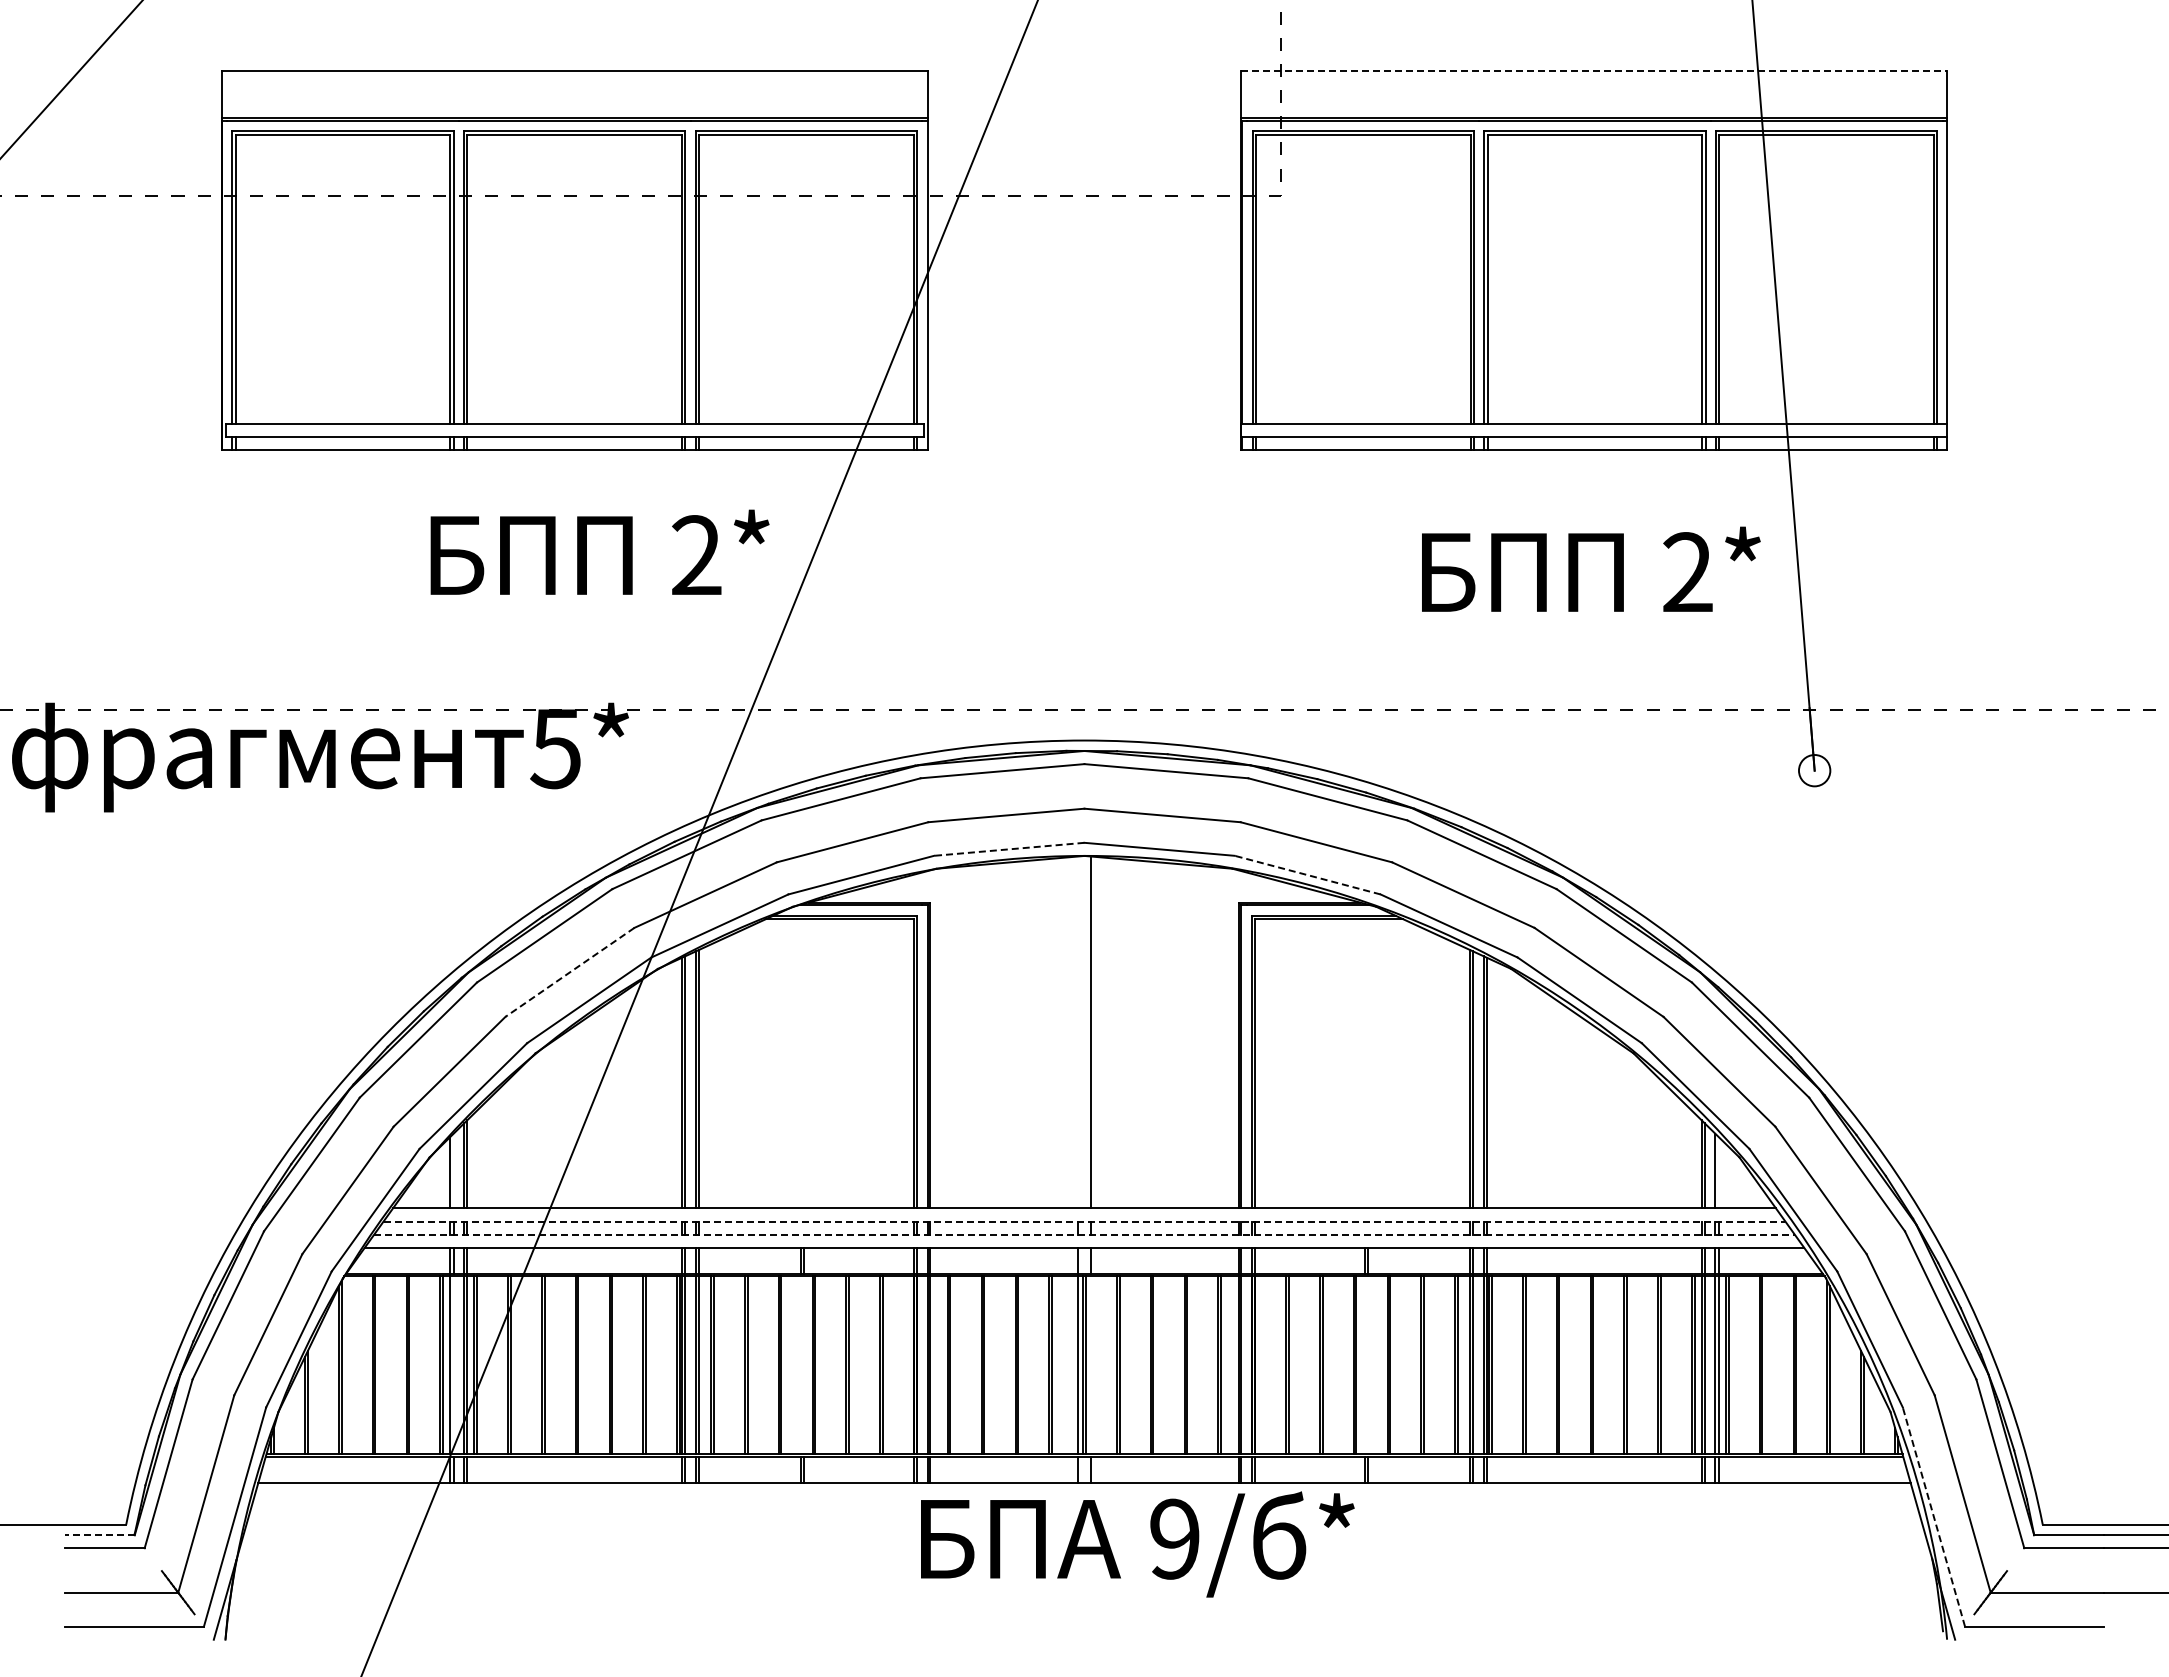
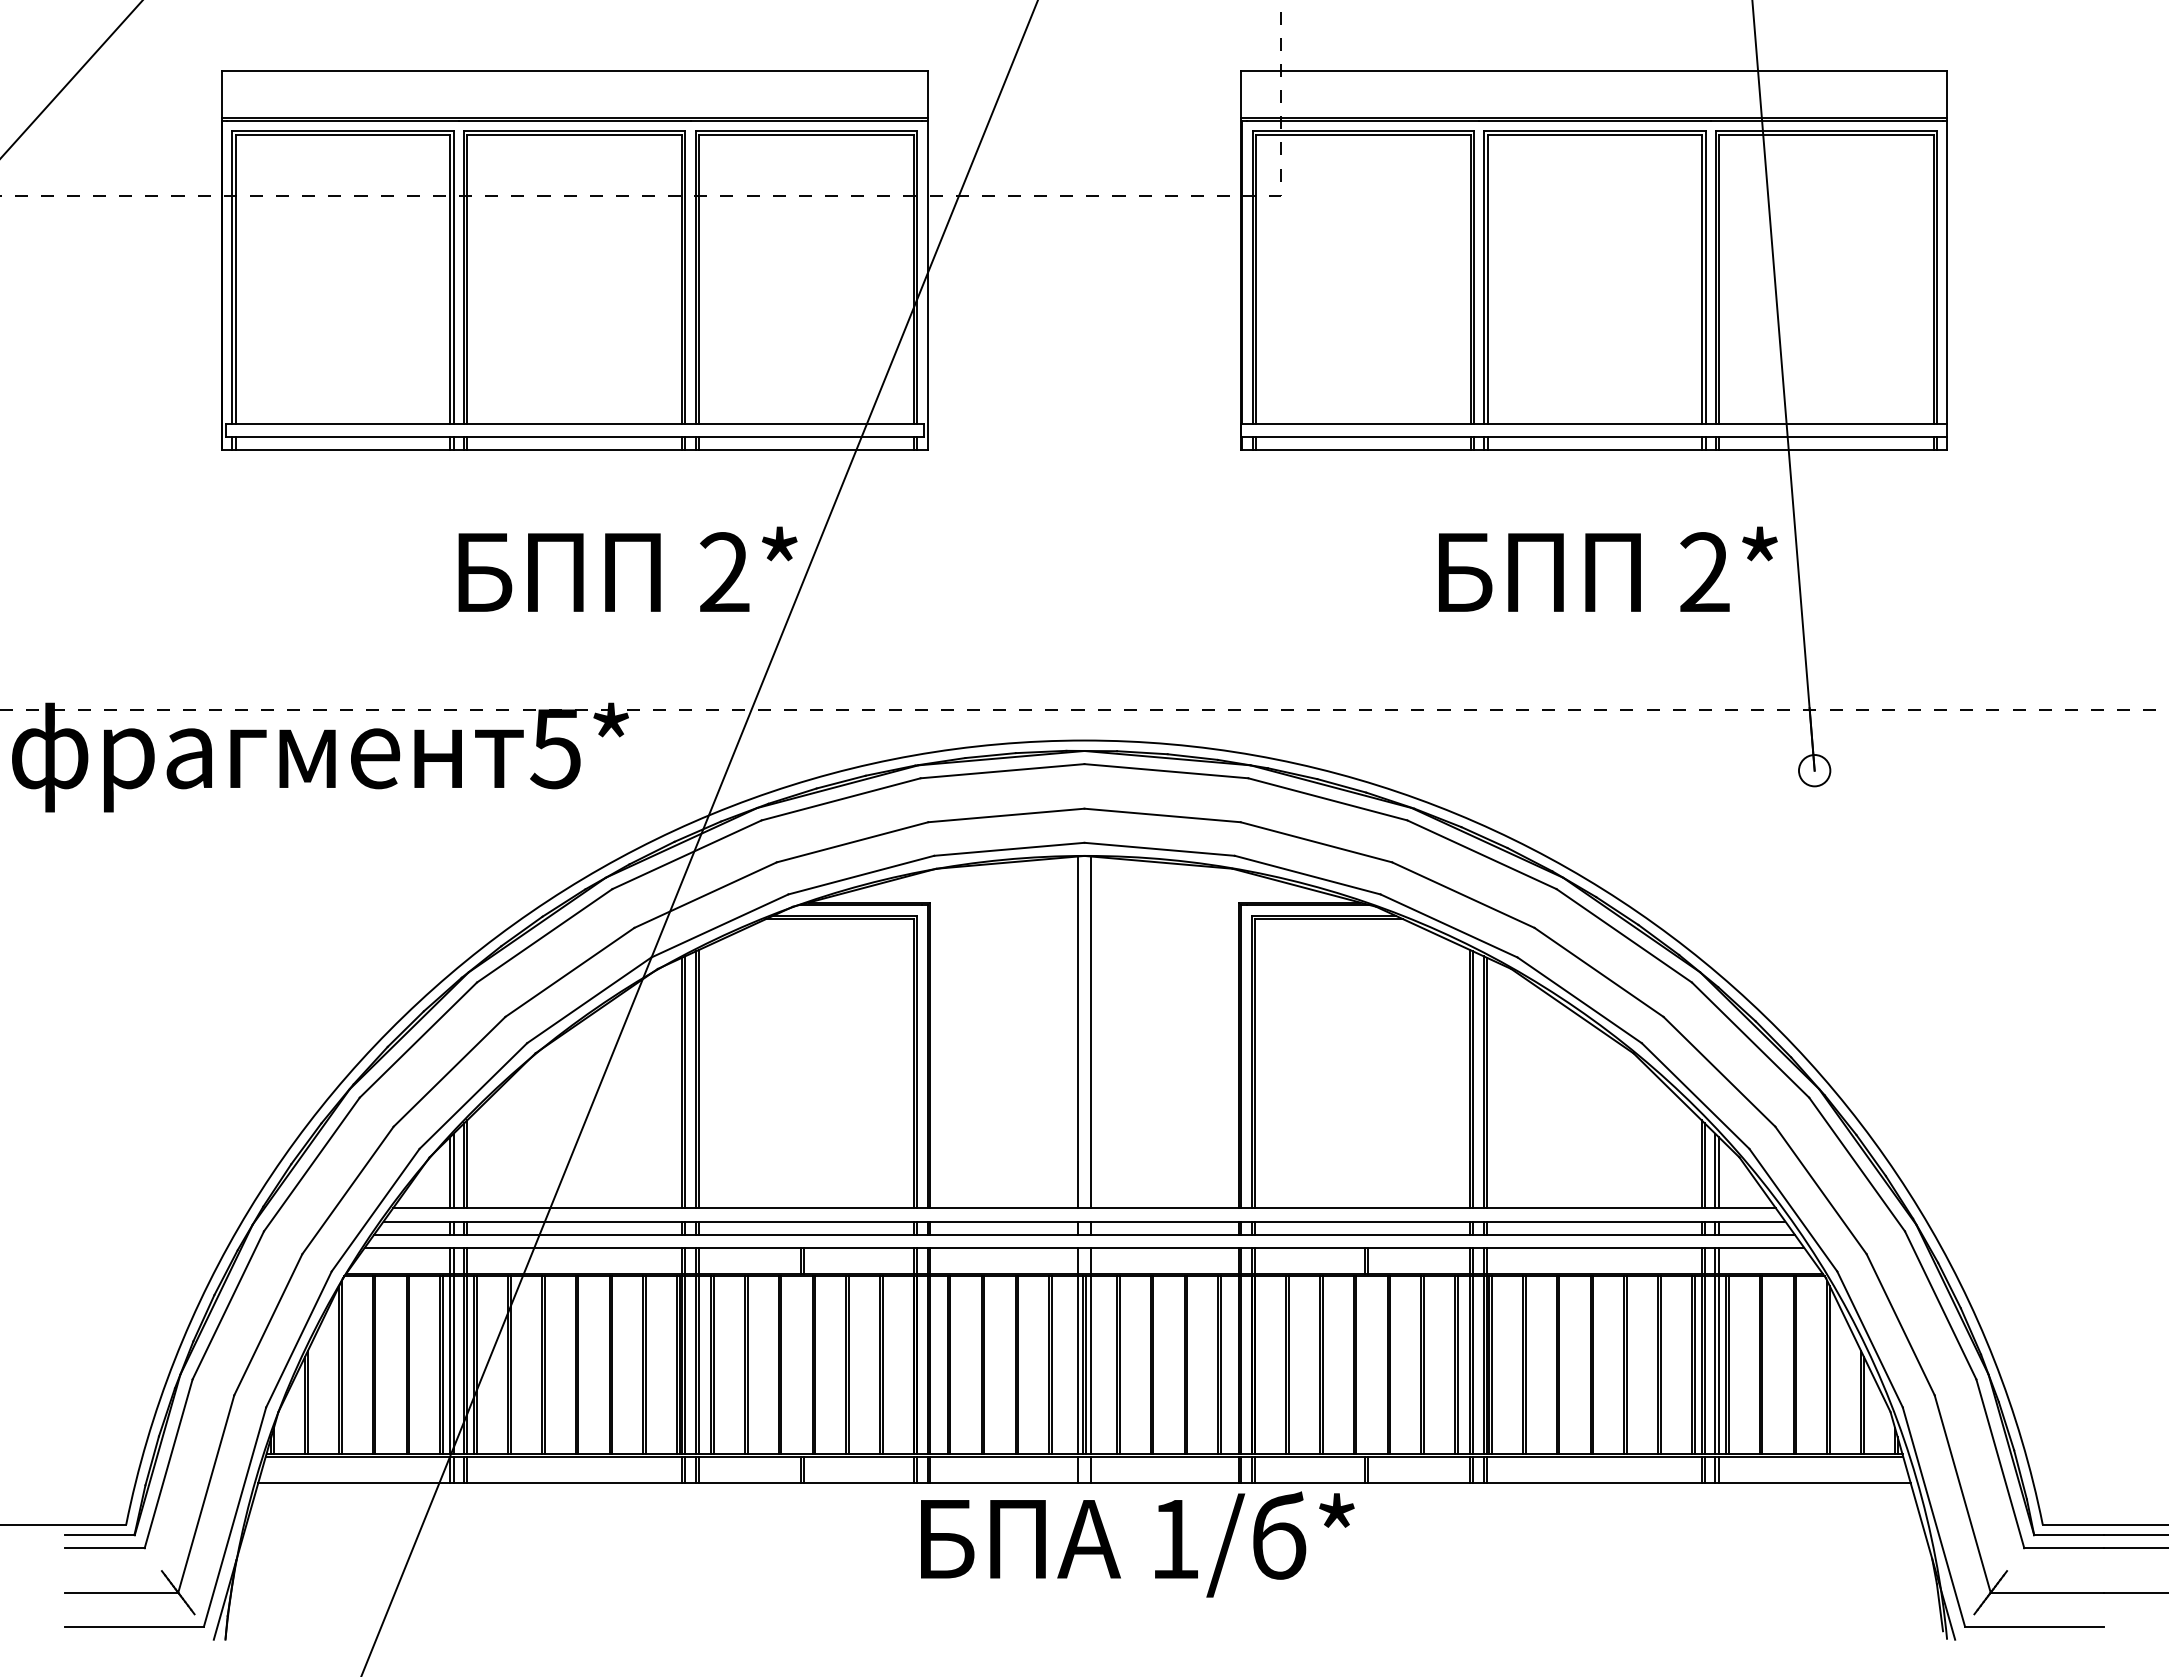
line: dashed -> solid (1594, 71)
text position: (599, 551) -> (627, 568) (627, 568)
text position: (1591, 568) -> (1608, 568) (1608, 568)
line: dashed -> solid (1008, 849)
line: dashed -> solid (1307, 875)
line: dashed -> solid (569, 972)
line: none -> present (1077, 1032)
line: none -> present (453, 1170)
line: none -> present (1718, 1172)
line: dashed -> solid (1084, 1221)
line: dashed -> solid (1084, 1234)
line: none -> present (453, 1365)
line: none -> present (1091, 1365)
line: dashed -> solid (1933, 1517)
line: dashed -> solid (99, 1535)
text: 9/ -> 1/ (1174, 1538)
